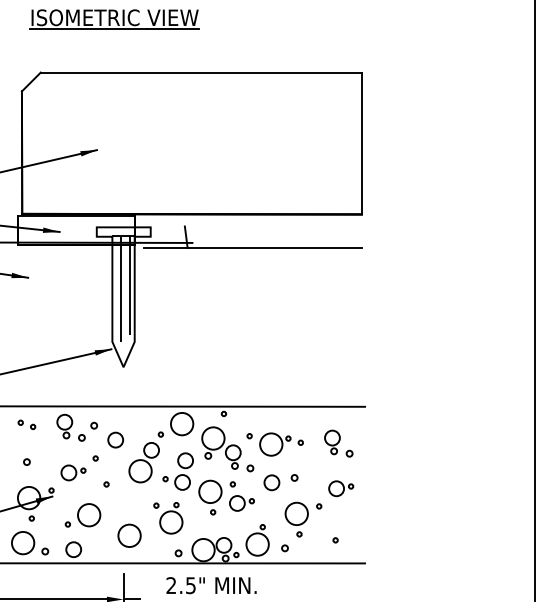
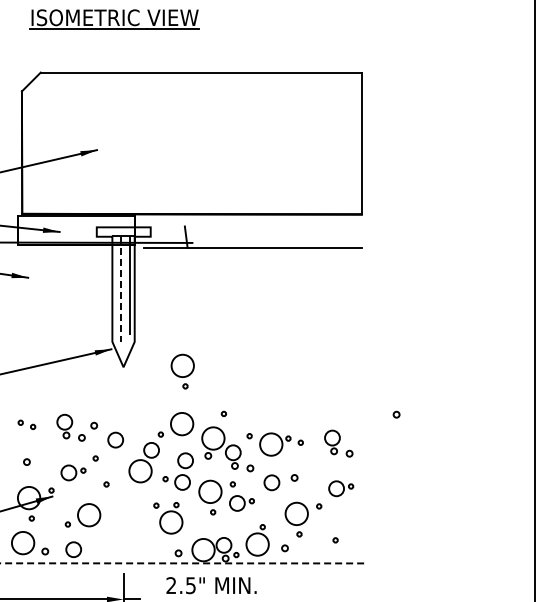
line: solid -> dashed (121, 289)
part: none -> present (182, 371)
line: present -> none (183, 406)
part: none -> present (396, 414)
part: present -> none (129, 535)
line: solid -> dashed (183, 563)
